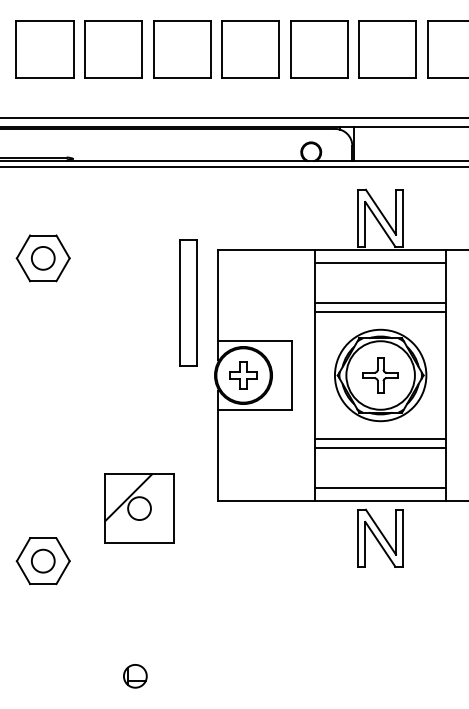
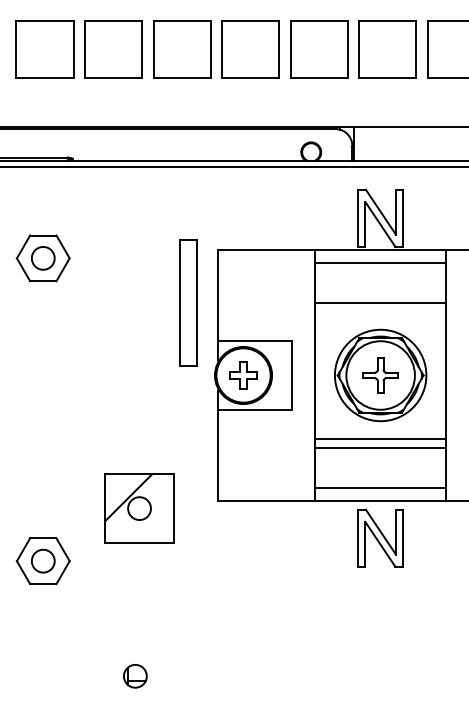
line: present -> none (233, 118)
line: present -> none (380, 311)
